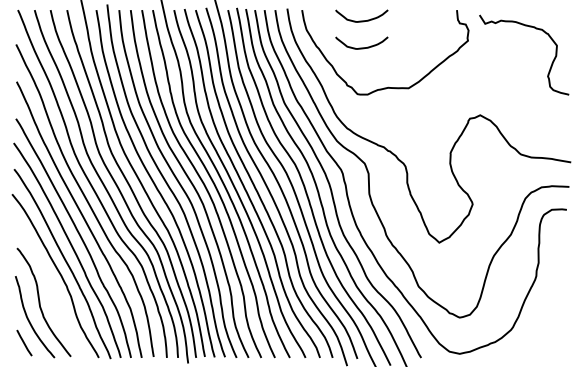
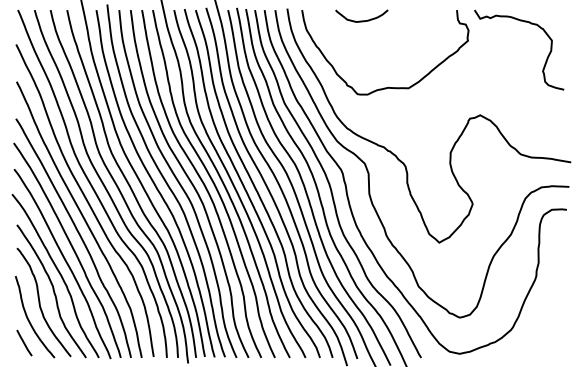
curve position: (529, 27) -> (524, 22) (524, 22)
curve: present -> none (361, 47)
curve: none -> present (52, 290)
